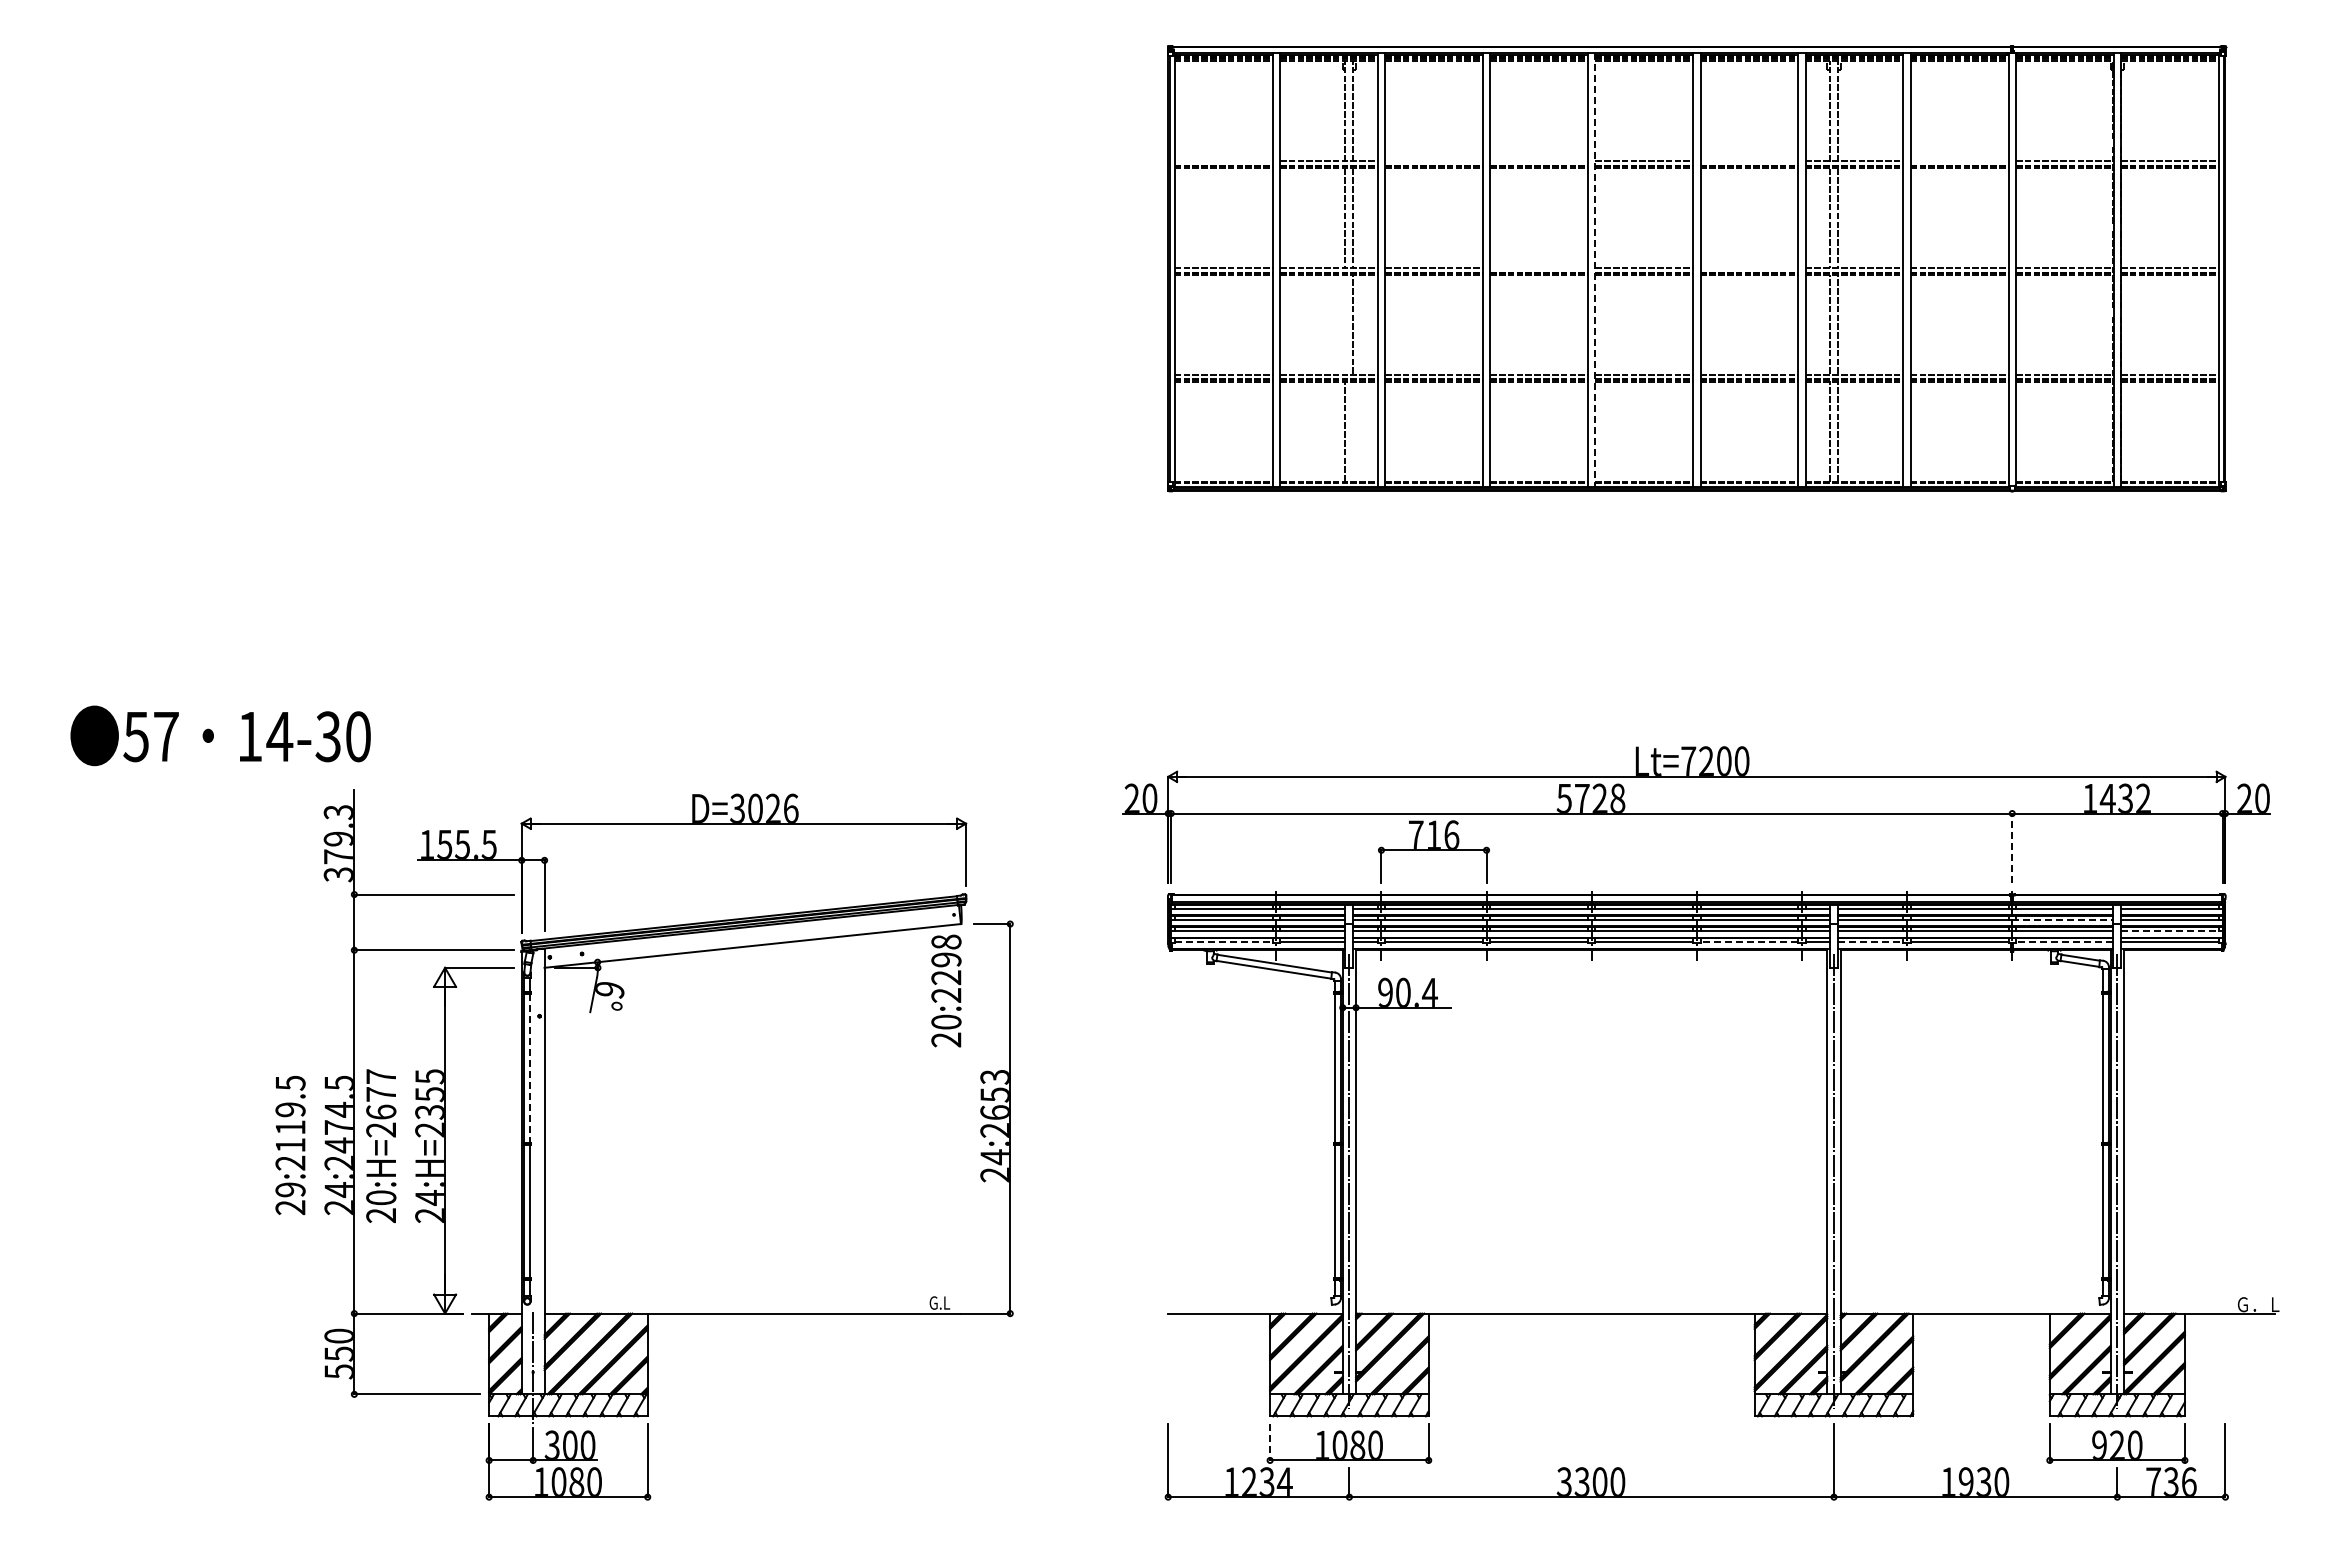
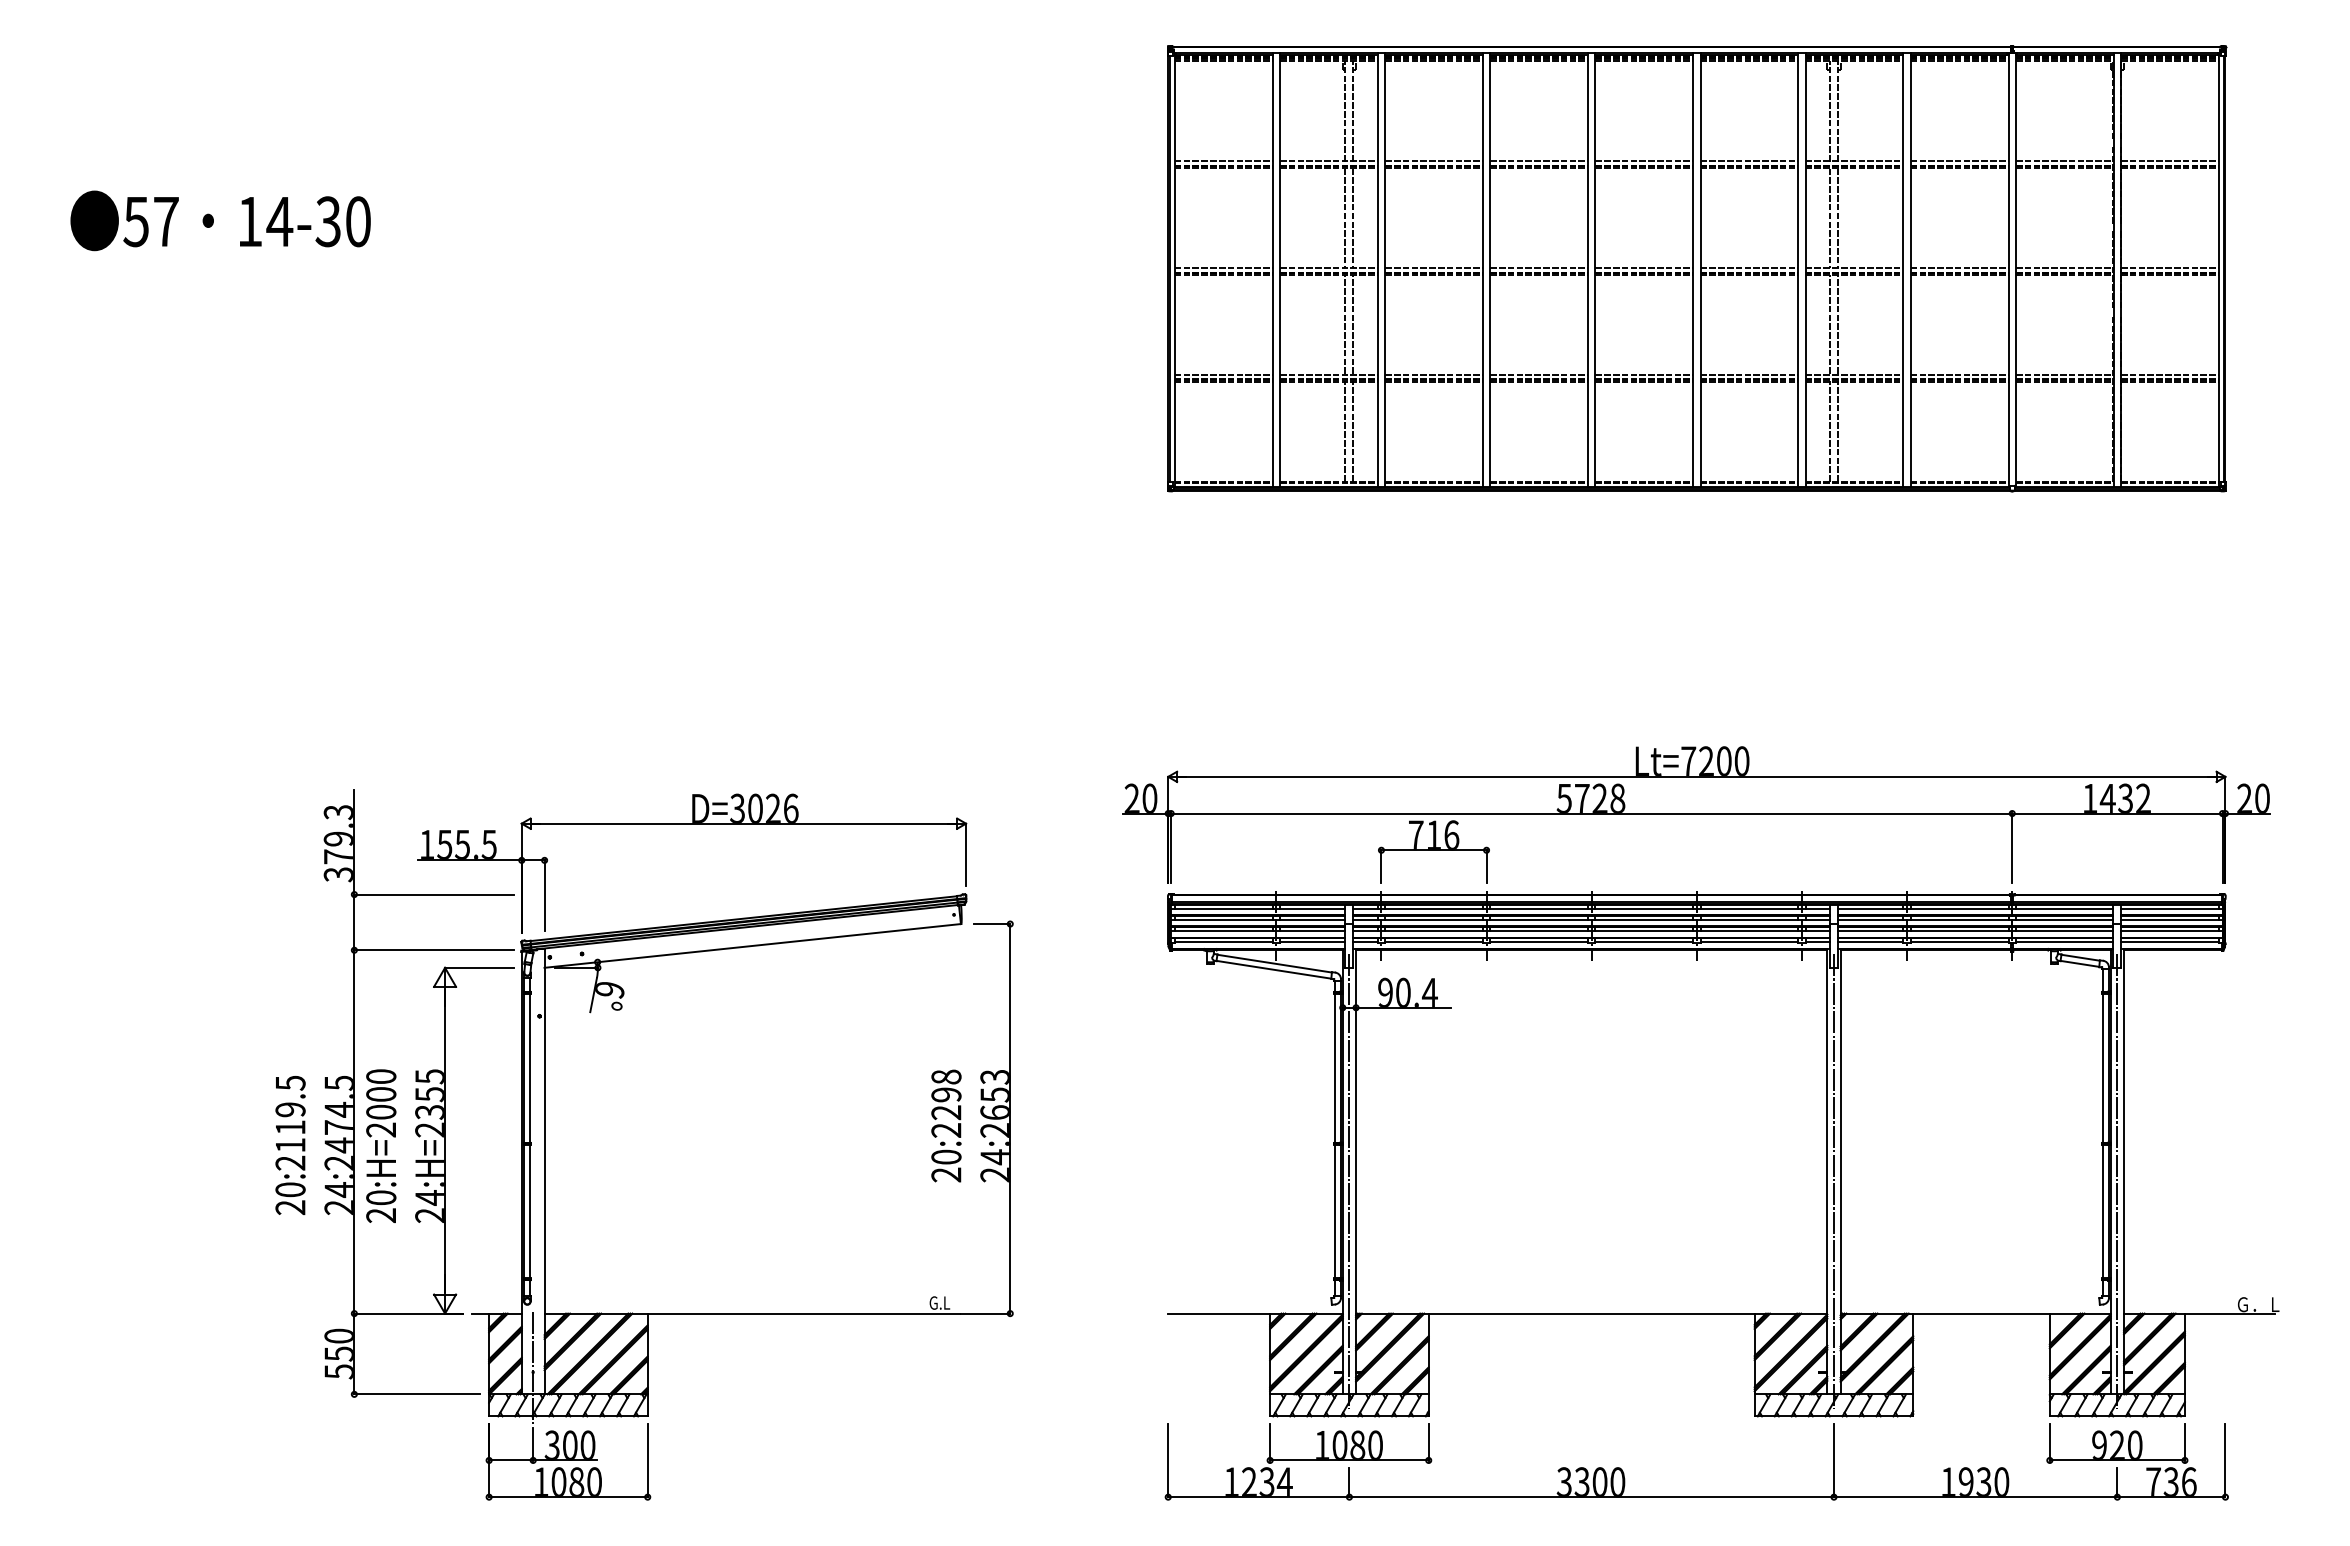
line: none -> present (1223, 161)
line: none -> present (1433, 161)
line: none -> present (1539, 161)
line: none -> present (1749, 161)
line: none -> present (1959, 161)
line: none -> present (1539, 268)
line: none -> present (1749, 268)
line: dashed -> solid (1595, 270)
line: none -> present (1345, 324)
line: none -> present (1353, 431)
text position: (220, 735) -> (220, 220) (220, 220)
line: dashed -> solid (2012, 847)
line: dashed -> solid (2062, 920)
line: dashed -> solid (2171, 931)
line: dashed -> solid (1223, 942)
line: dashed -> solid (1749, 942)
line: dashed -> solid (1870, 942)
line: dashed -> solid (2064, 942)
text position: (946, 990) -> (946, 1125) (946, 1125)
line: dashed -> solid (530, 1068)
text: 20:H=2677 -> 20:H=2000 (381, 1094)
text: 29:2119.5 -> 20:2119.5 (290, 1189)
line: dashed -> solid (1270, 1442)
